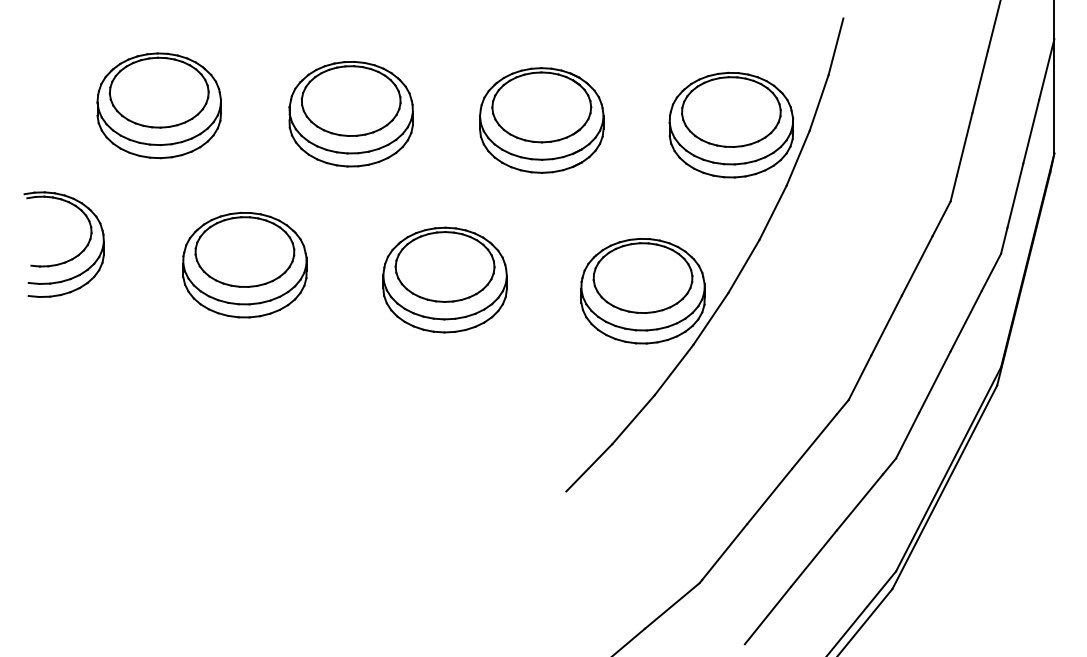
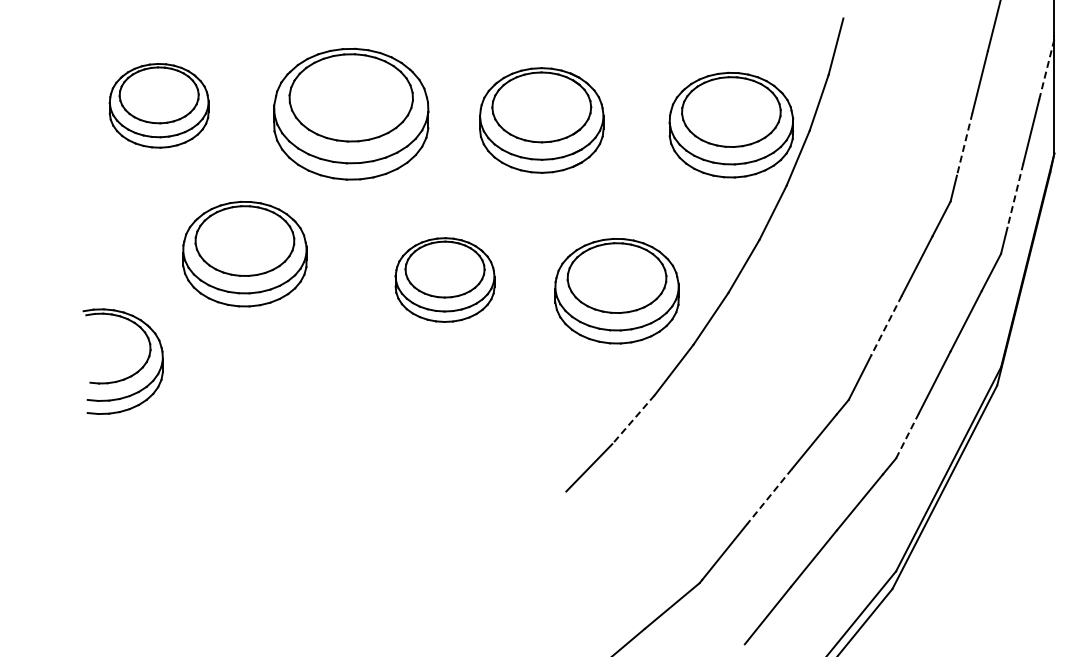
line: solid -> dashed (1046, 69)
part size: 126x108 px -> 102x86 px (158, 105)
part size: 126x108 px -> 157x134 px (351, 113)
line: solid -> dashed (964, 144)
line: solid -> dashed (1015, 196)
part position: (71, 258) -> (130, 375) (130, 375)
part position: (244, 265) -> (244, 254) (244, 254)
part size: 126x108 px -> 102x86 px (444, 279)
part position: (642, 291) -> (616, 291) (616, 291)
line: solid -> dashed (886, 325)
line: solid -> dashed (633, 420)
line: solid -> dashed (907, 436)
line: solid -> dashed (769, 496)
